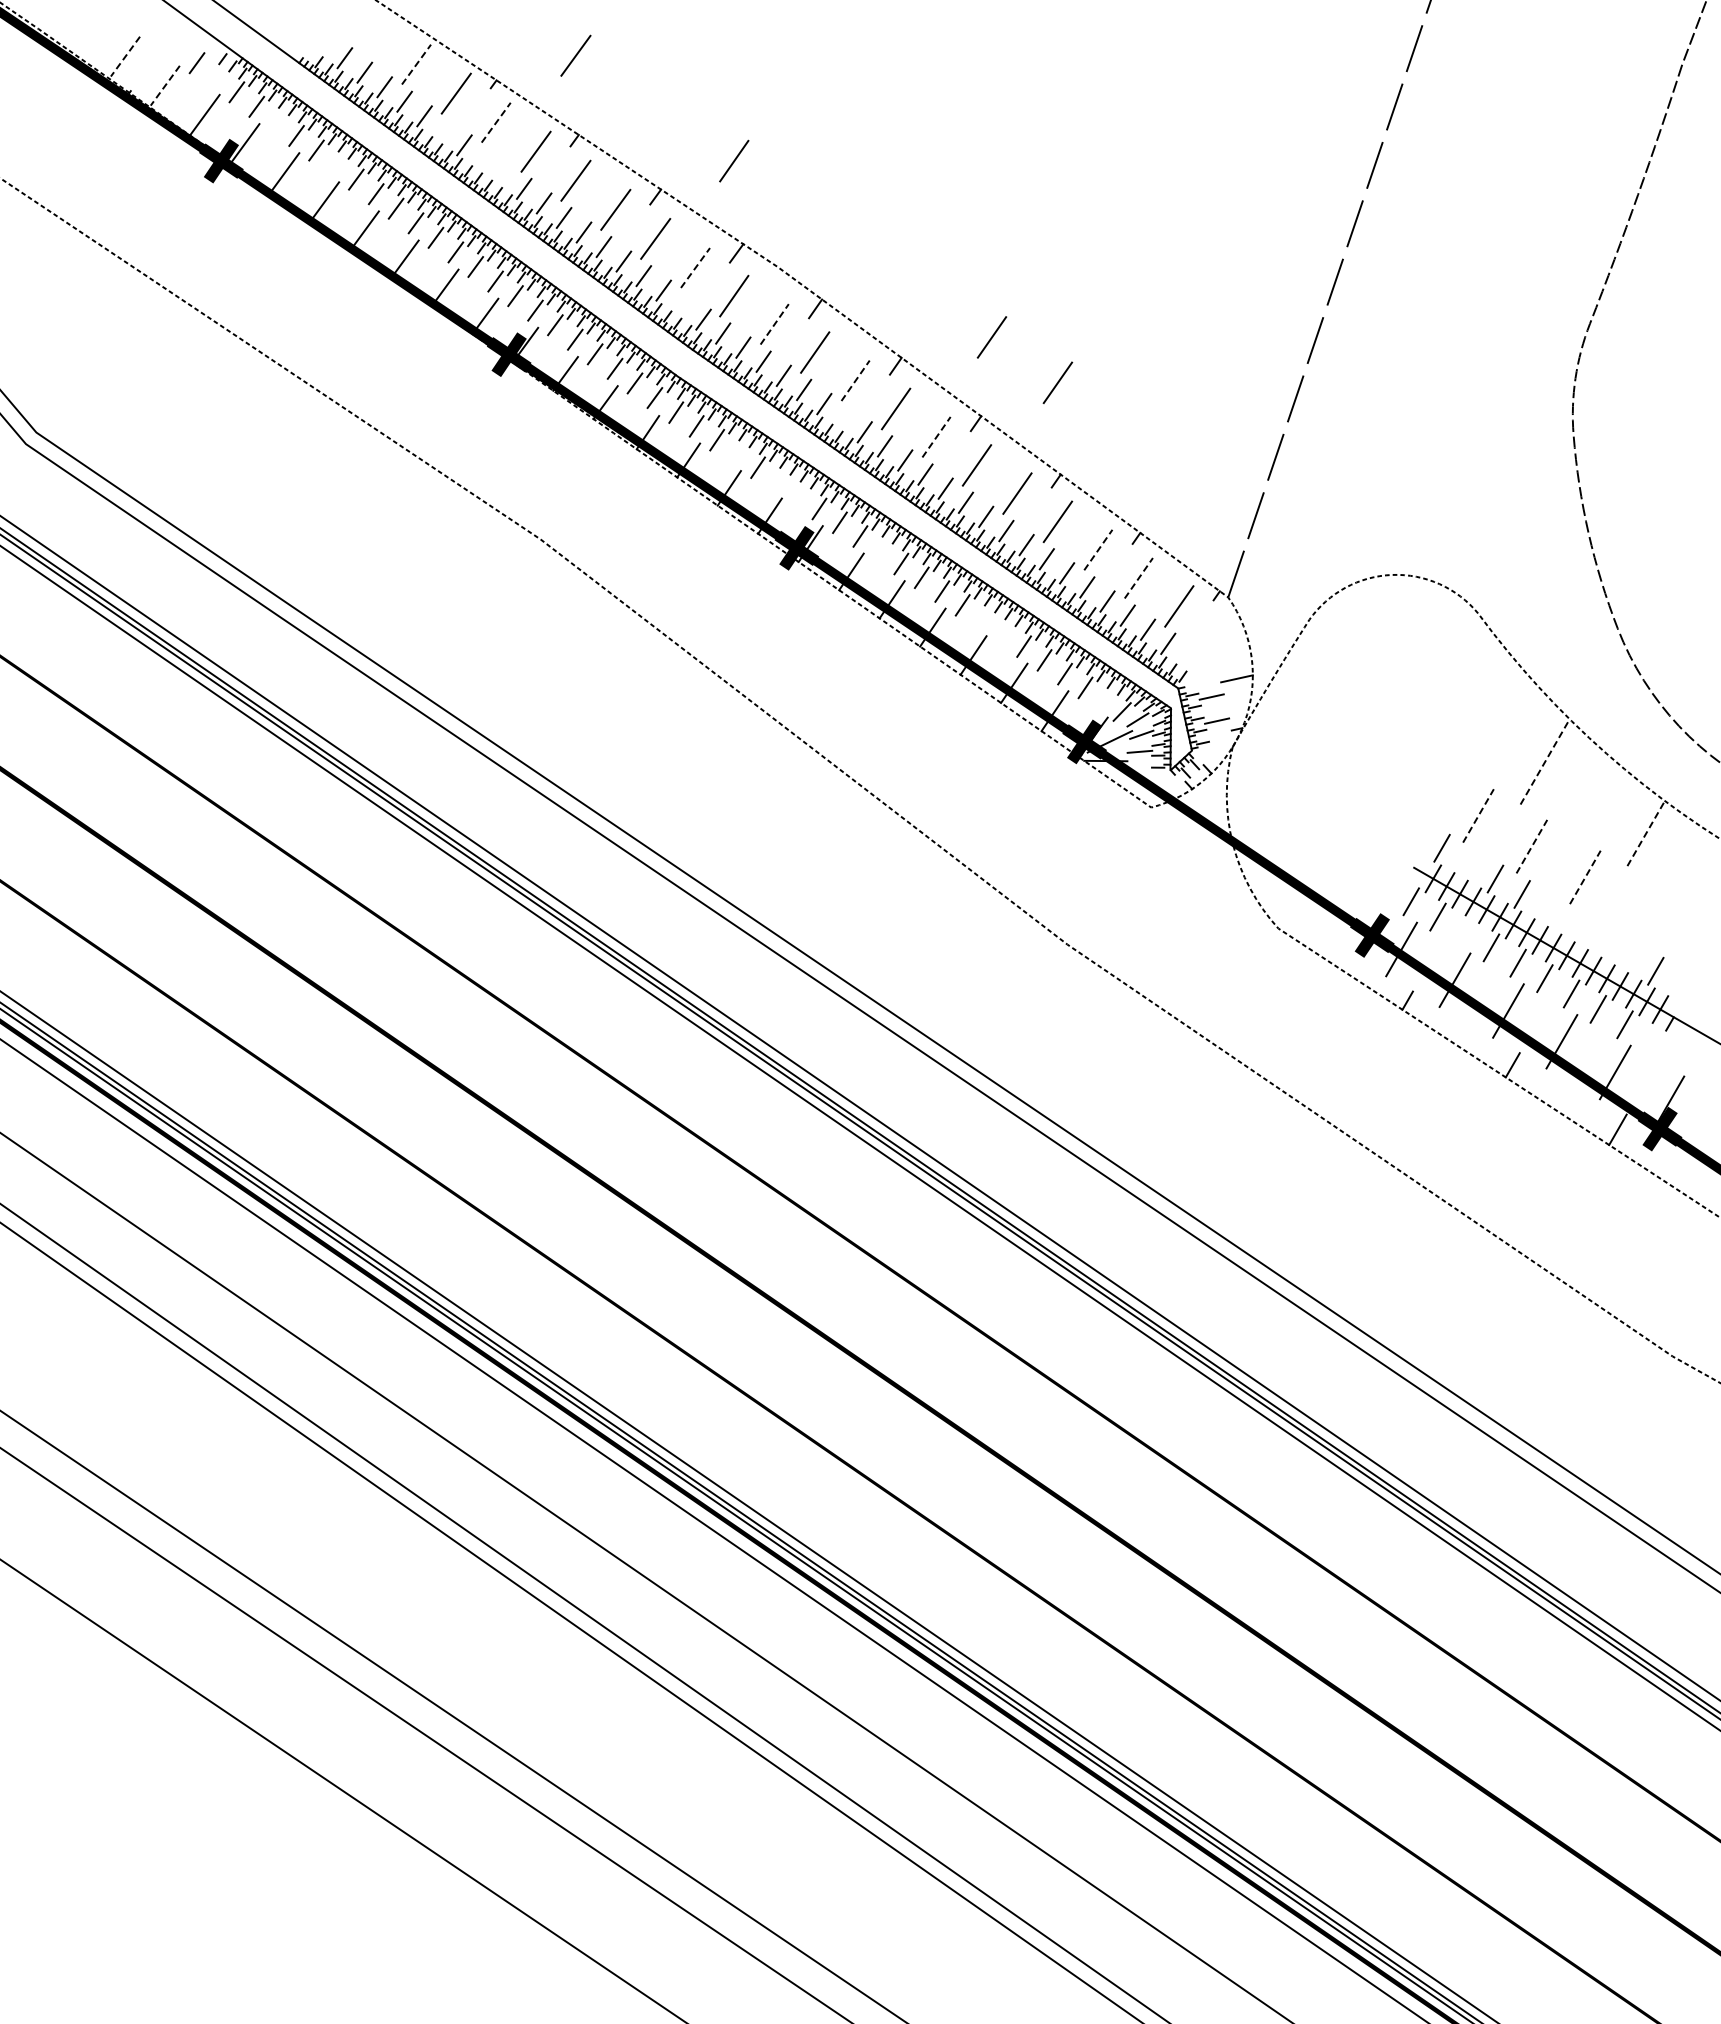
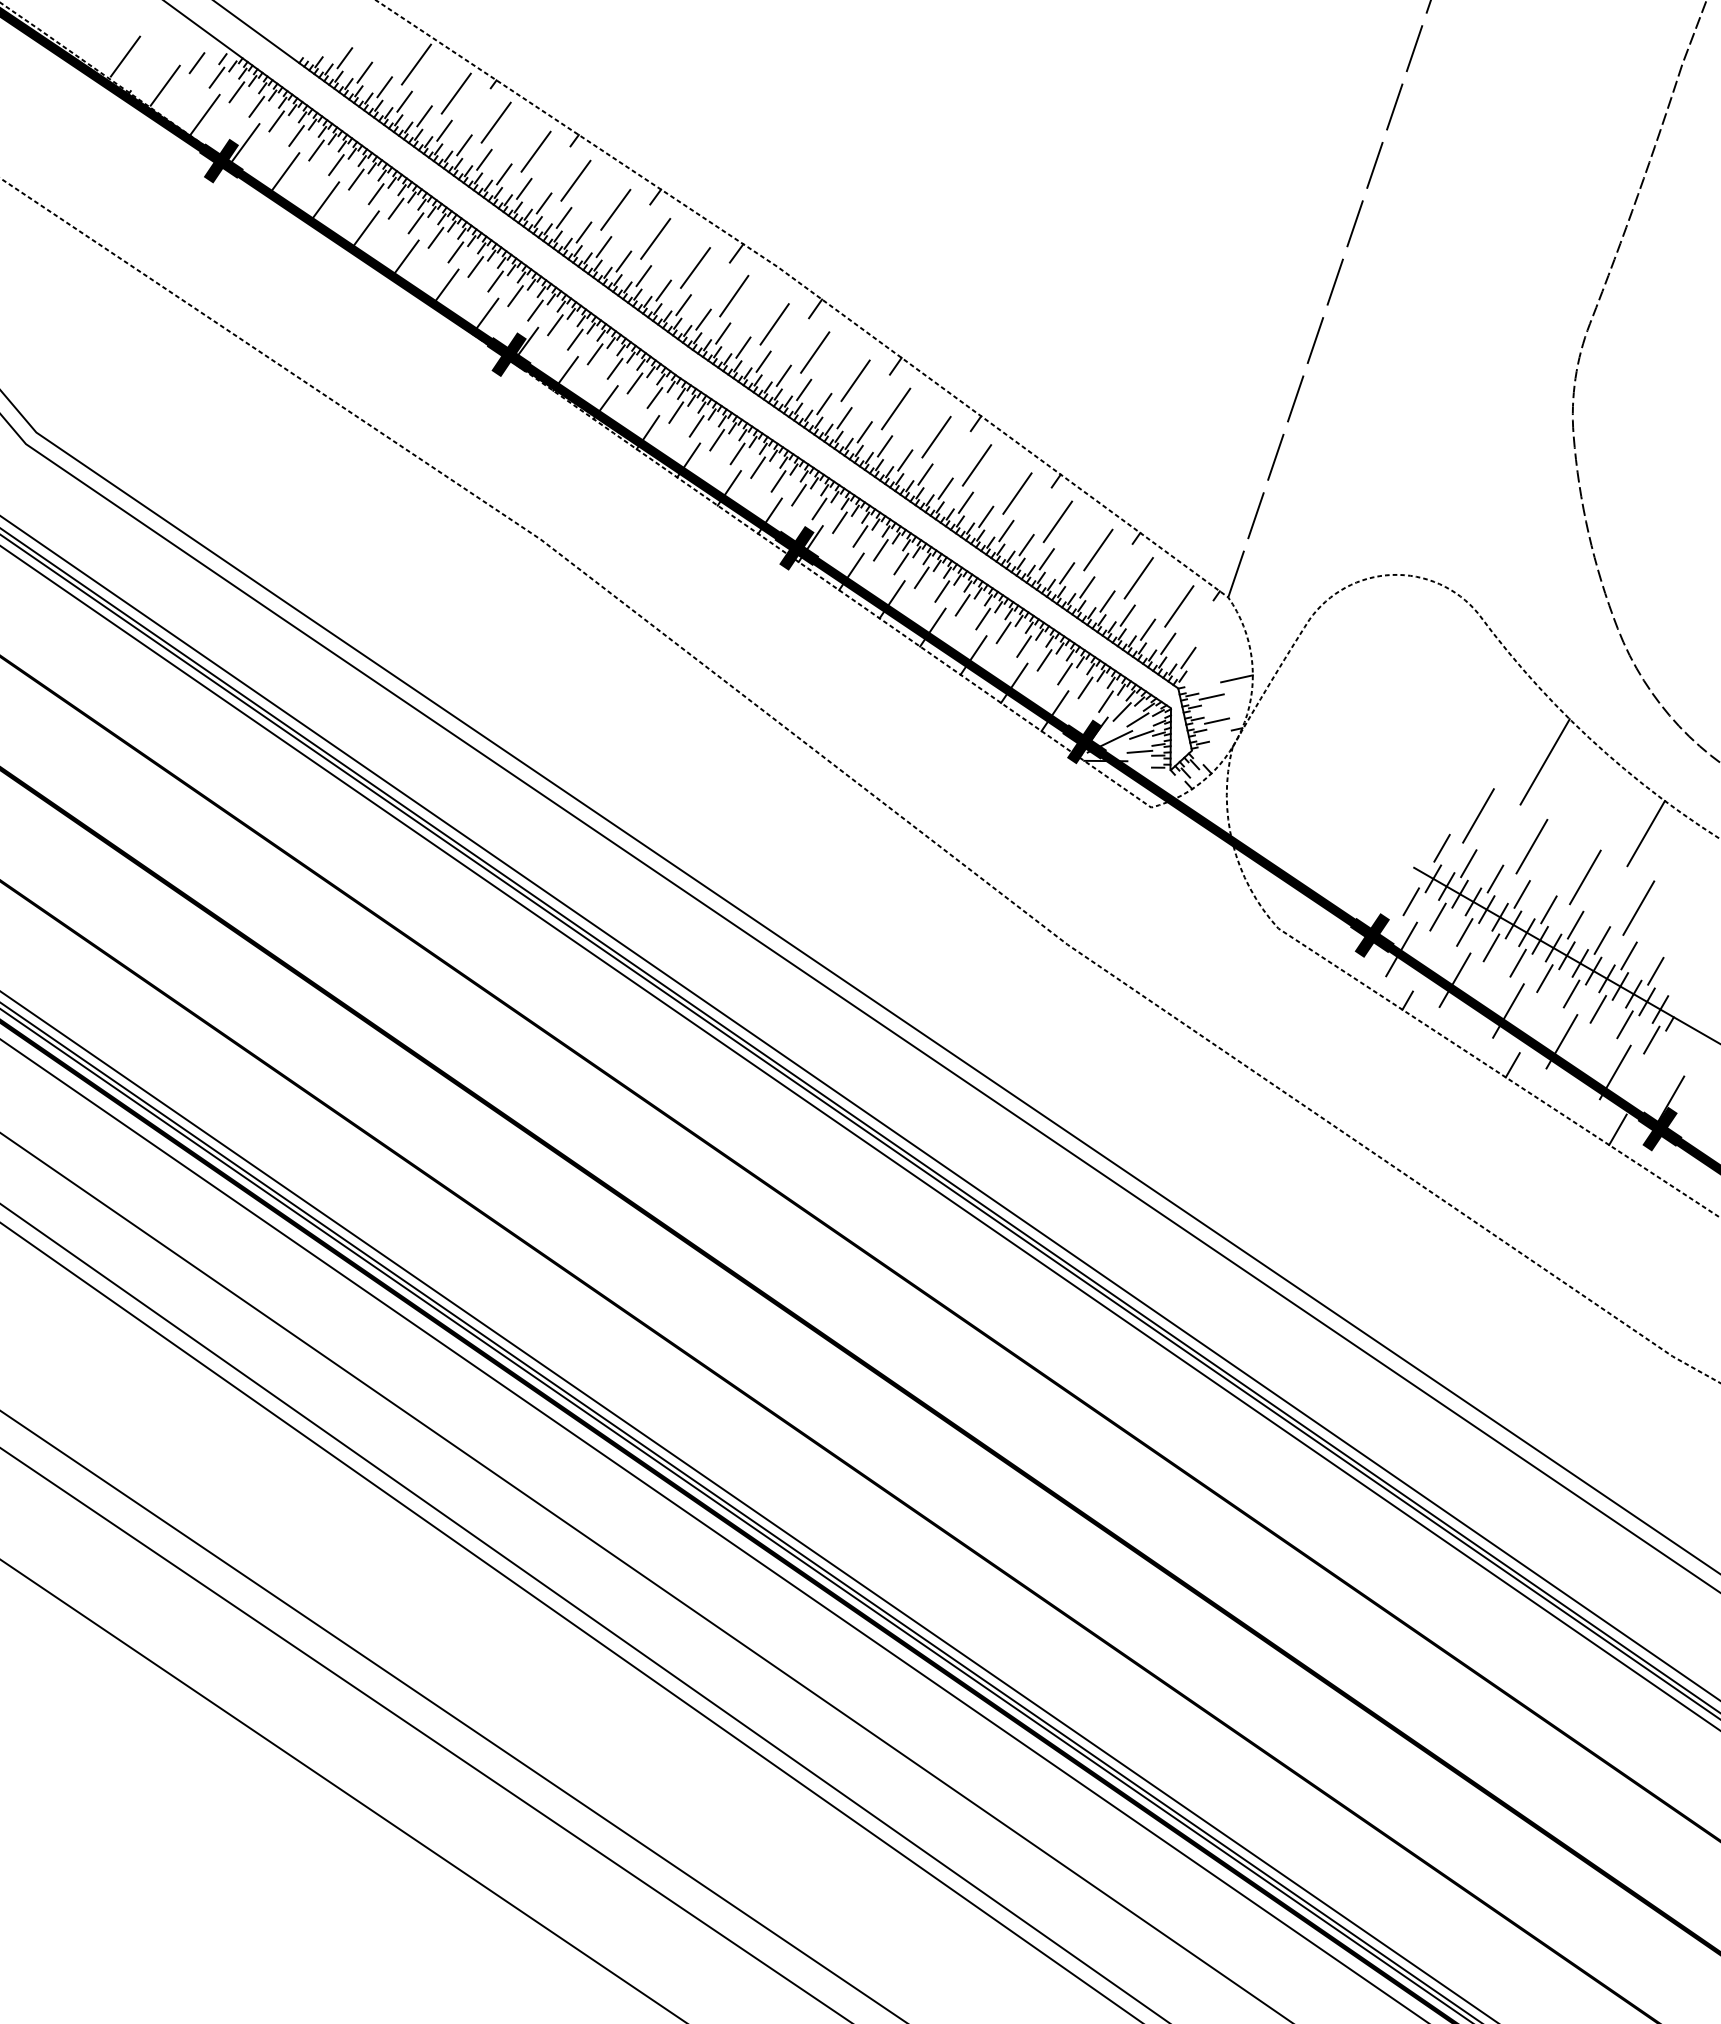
line: present -> none (575, 55)
line: dashed -> solid (125, 56)
line: dashed -> solid (416, 64)
line: none -> present (216, 77)
line: dashed -> solid (165, 85)
line: none -> present (276, 121)
line: dashed -> solid (496, 122)
line: none -> present (444, 130)
line: none -> present (484, 159)
line: present -> none (734, 160)
line: none -> present (336, 165)
line: none -> present (504, 174)
line: dashed -> solid (695, 268)
line: none -> present (683, 305)
line: dashed -> solid (774, 324)
line: present -> none (991, 337)
line: dashed -> solid (855, 380)
line: present -> none (1057, 382)
line: none -> present (844, 418)
line: dashed -> solid (936, 437)
line: none -> present (737, 453)
line: none -> present (778, 481)
line: none -> present (798, 495)
line: none -> present (880, 550)
line: dashed -> solid (1098, 550)
line: dashed -> solid (1138, 578)
line: none -> present (983, 618)
line: none -> present (1003, 632)
line: none -> present (1188, 657)
line: none -> present (1105, 701)
line: dashed -> solid (1545, 761)
line: dashed -> solid (1478, 815)
line: dashed -> solid (1646, 833)
line: dashed -> solid (1531, 846)
line: none -> present (1468, 863)
line: dashed -> solid (1585, 877)
line: none -> present (1638, 907)
line: none -> present (1548, 909)
line: none -> present (1575, 924)
line: none -> present (1464, 932)
line: none -> present (1602, 940)
line: none -> present (1628, 955)
line: none -> present (1651, 1039)
